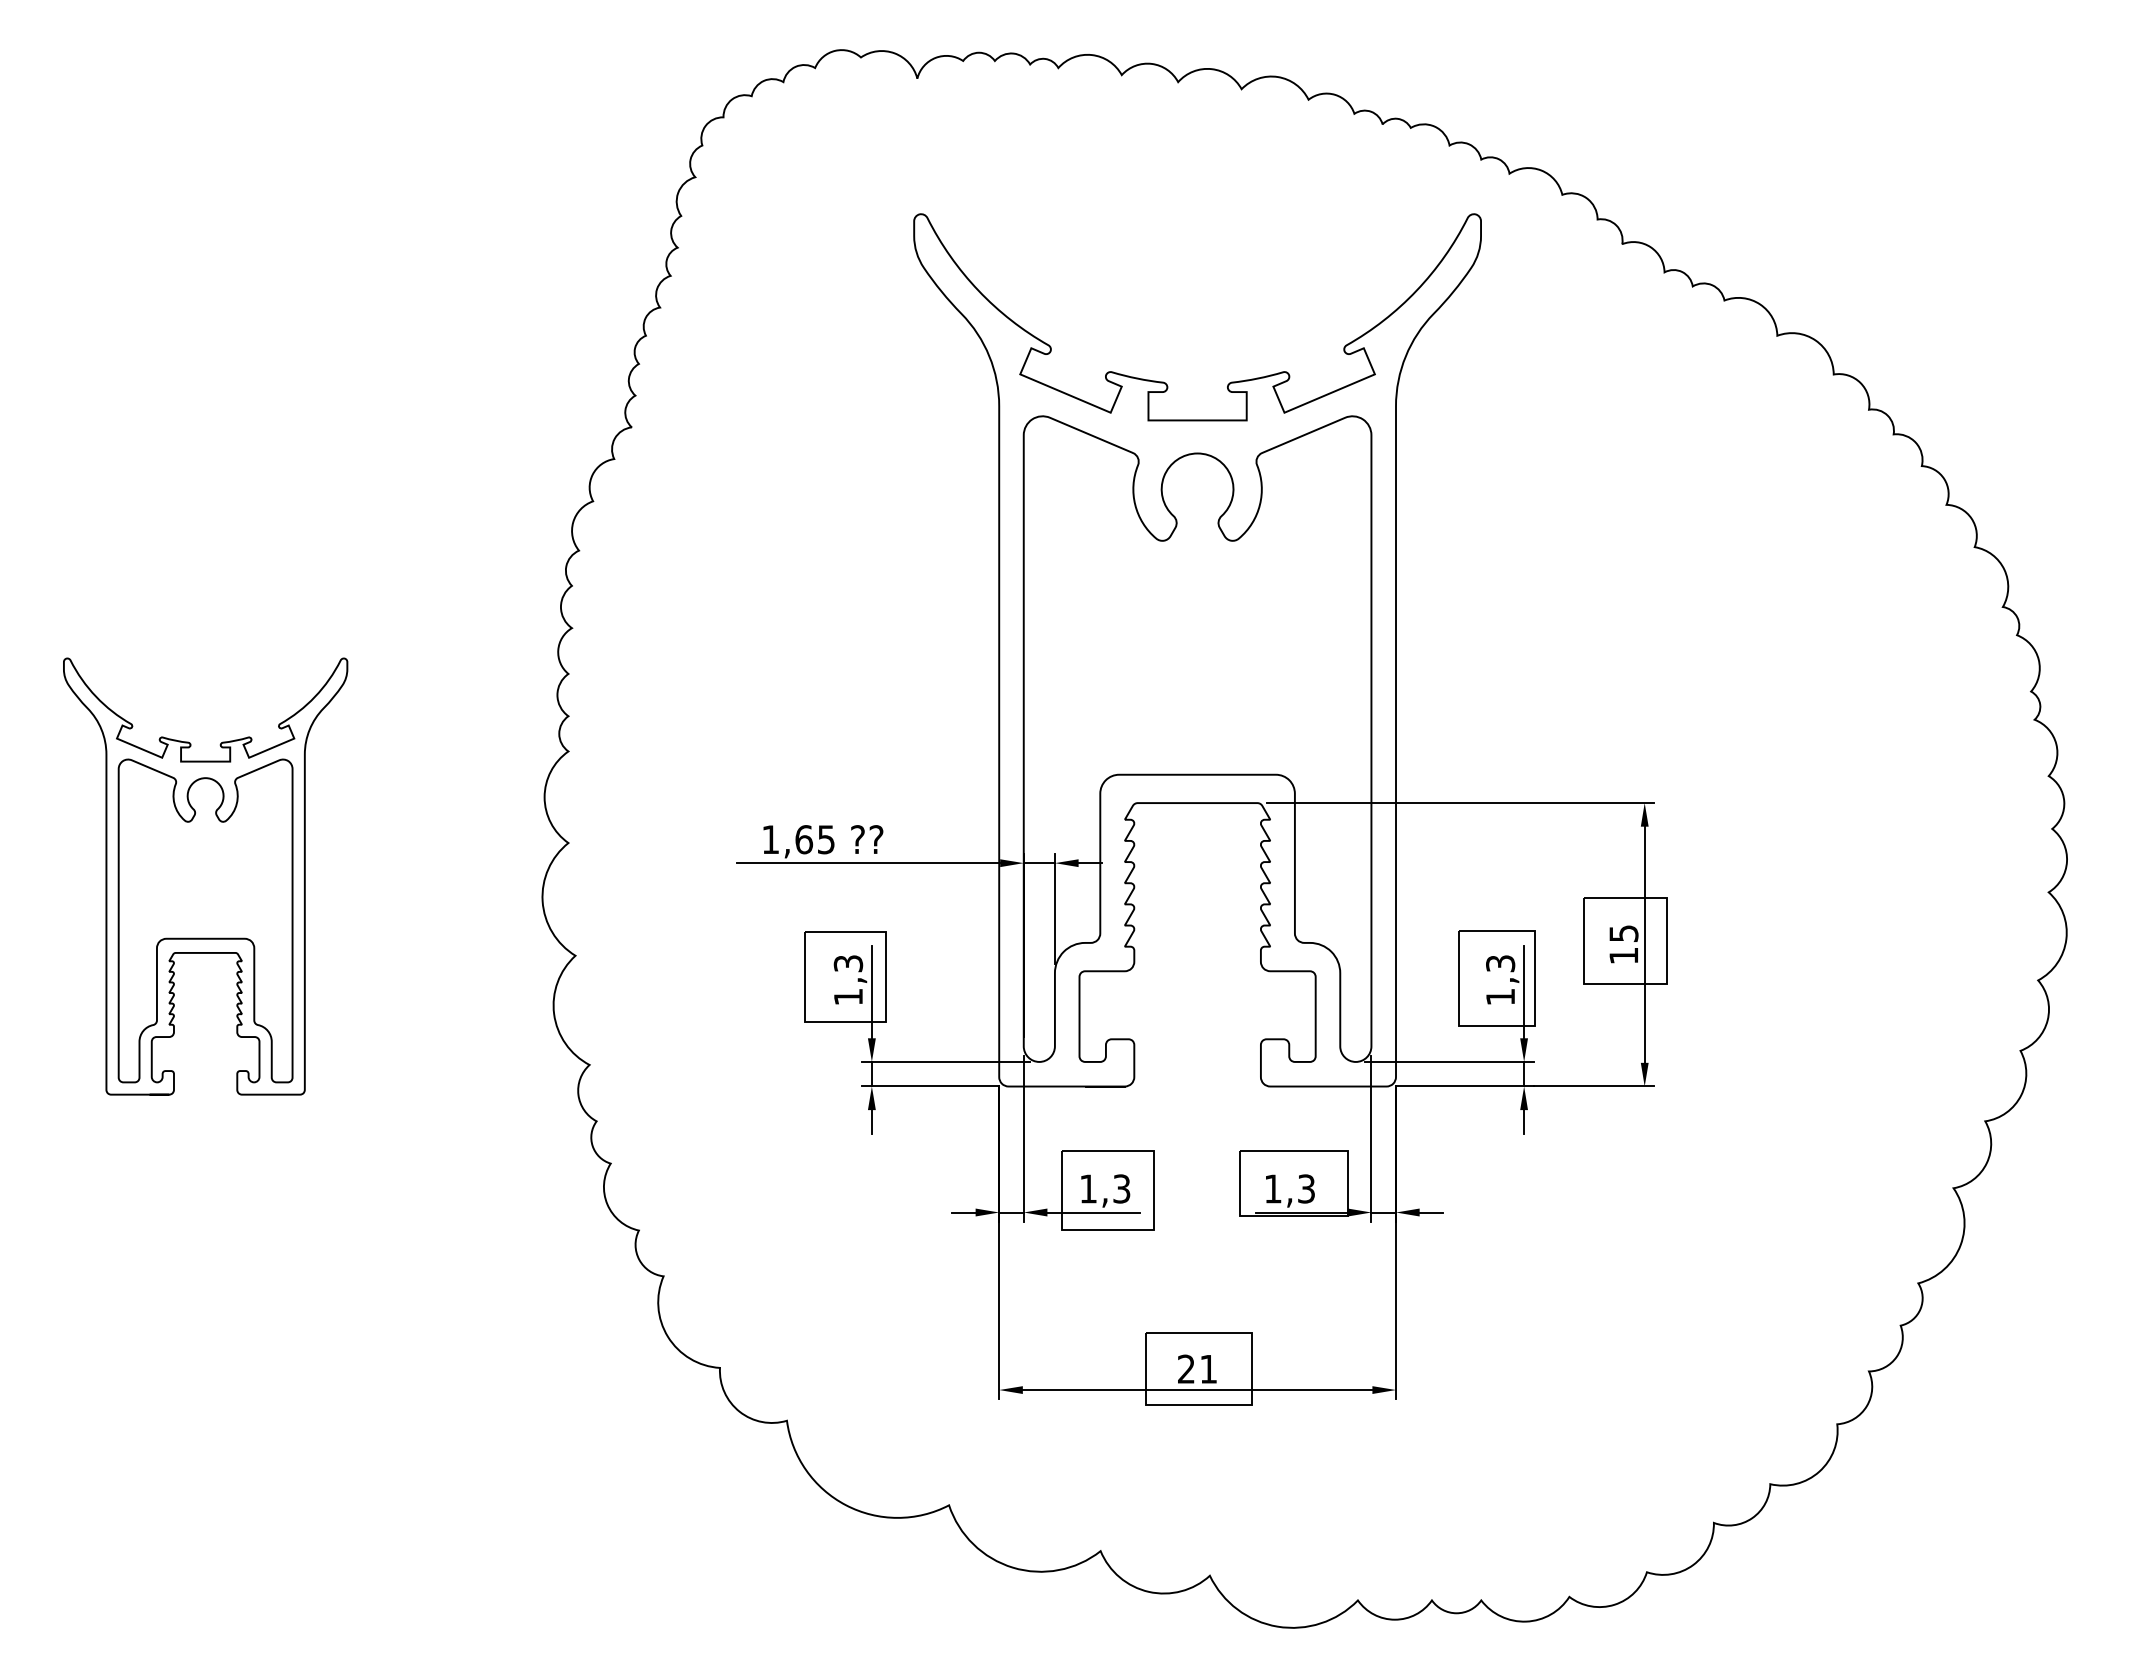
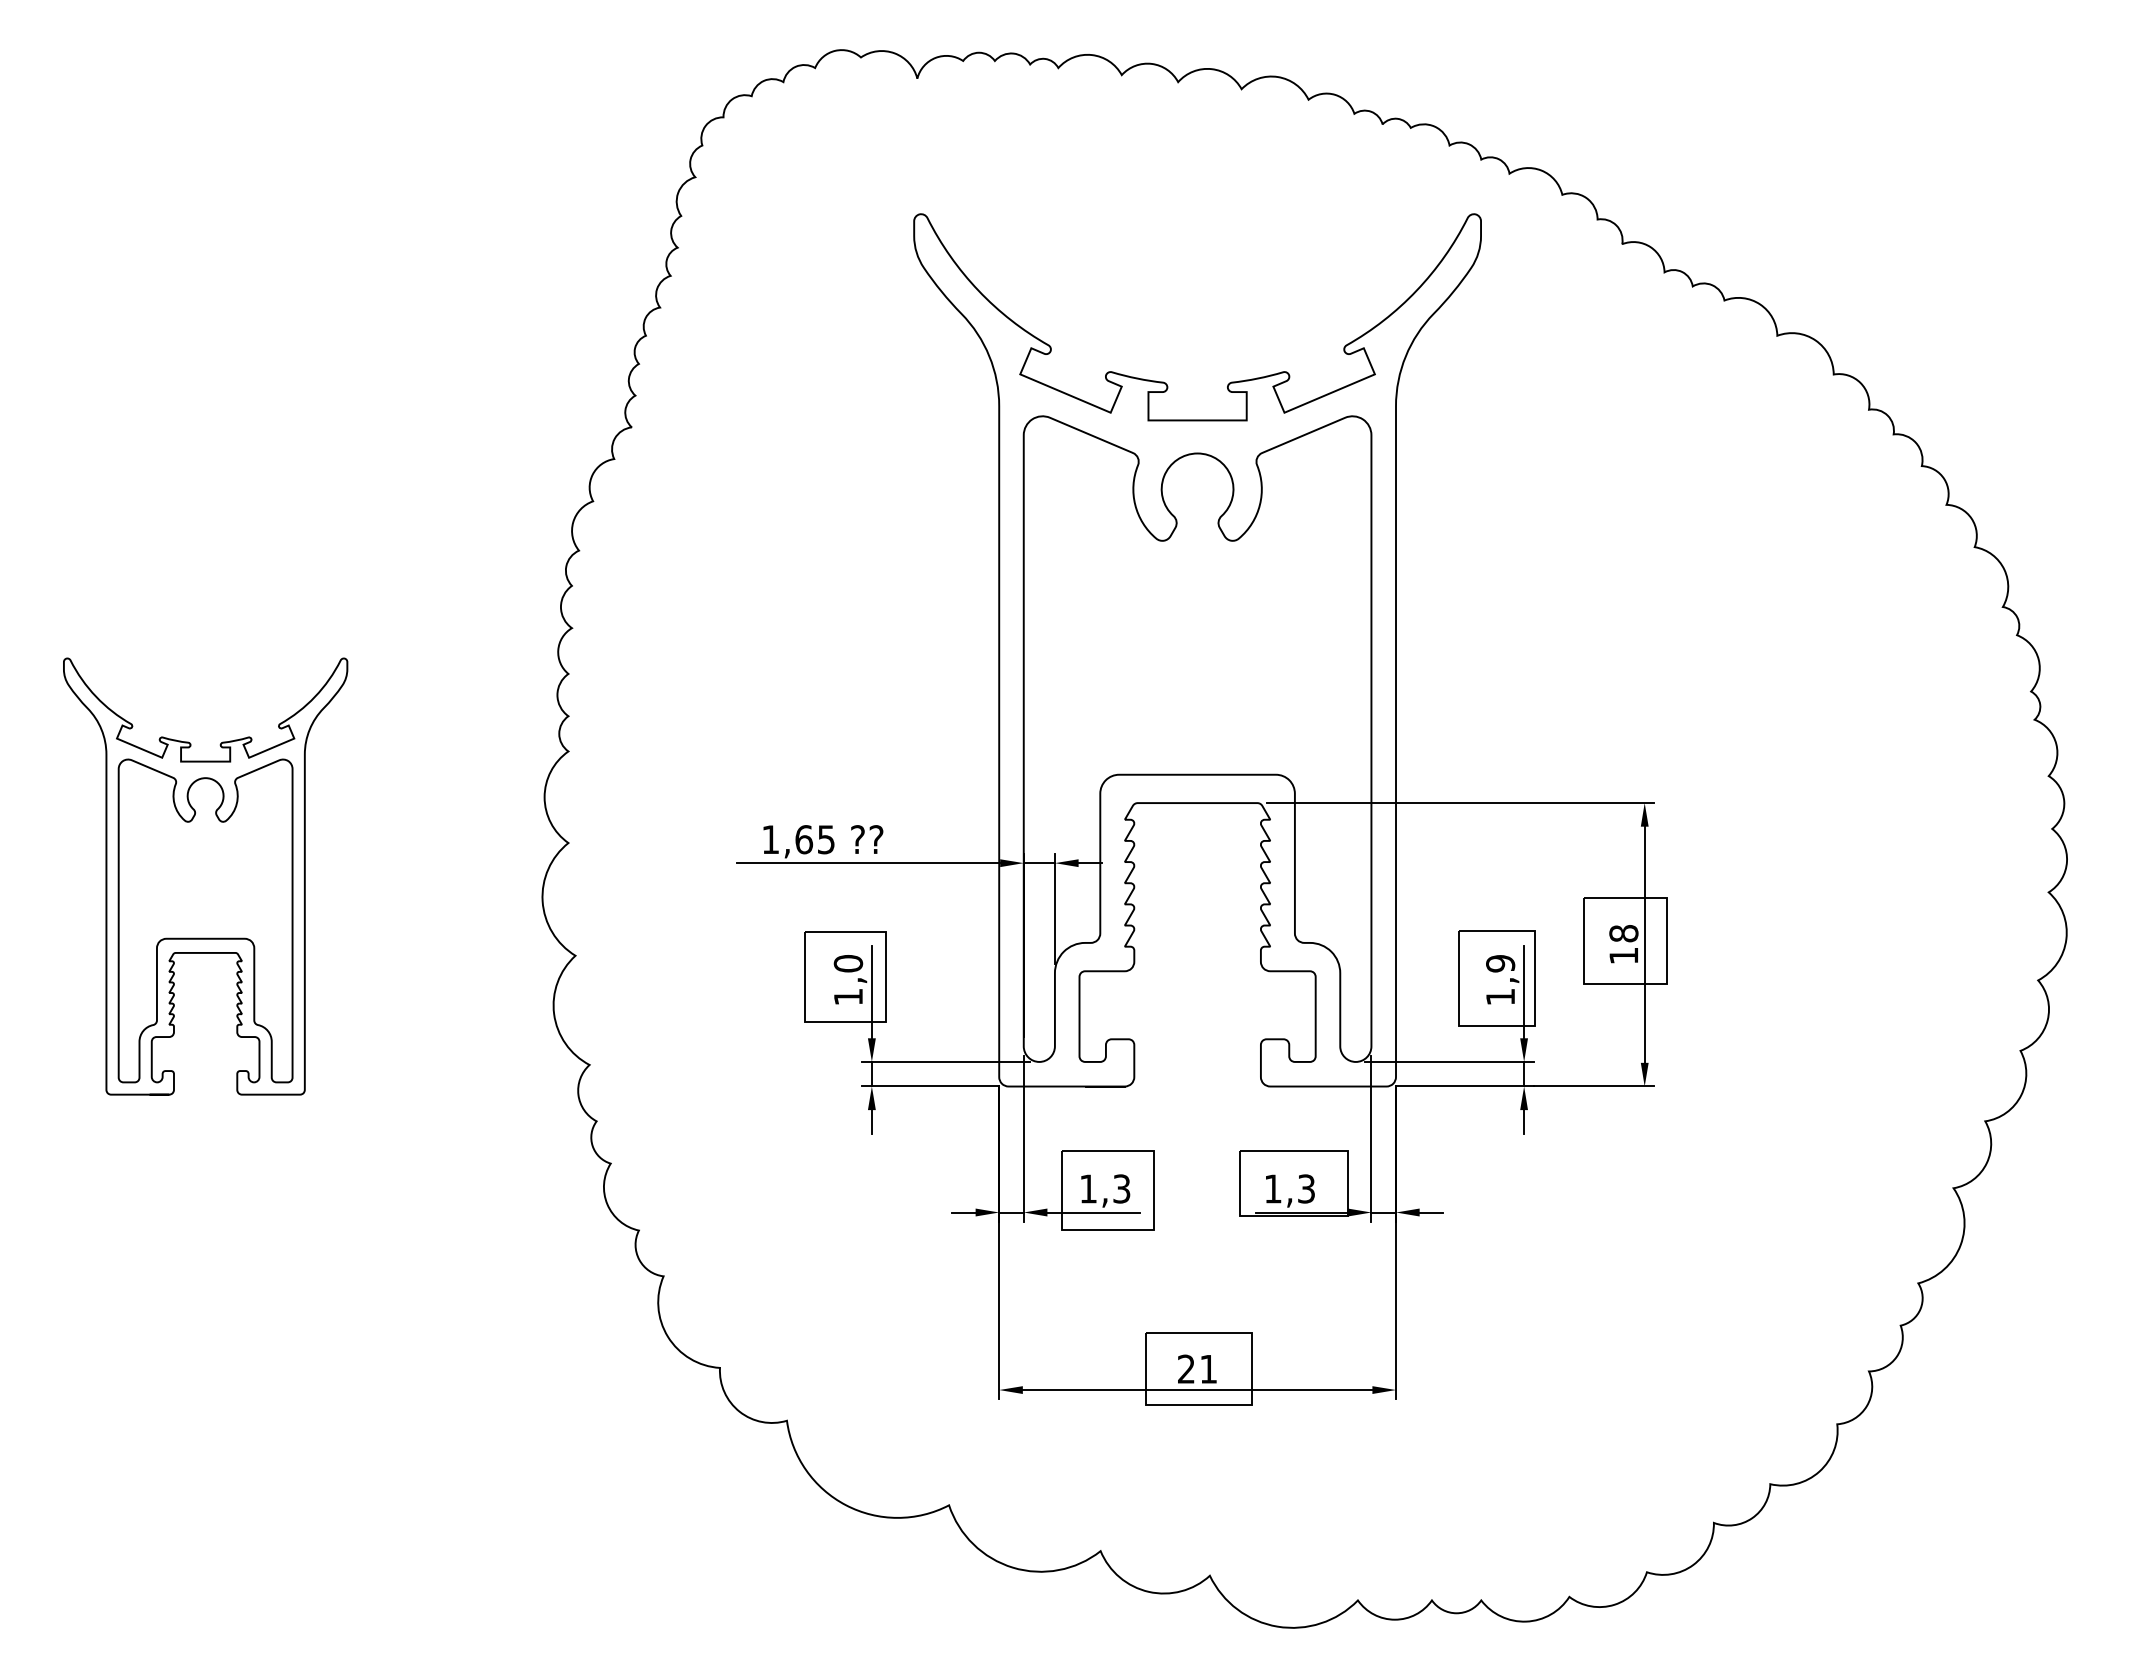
text: 15 -> 18 (1623, 933)
text: 1,3 -> 1,0 (848, 963)
text: 1,3 -> 1,9 (1500, 963)
